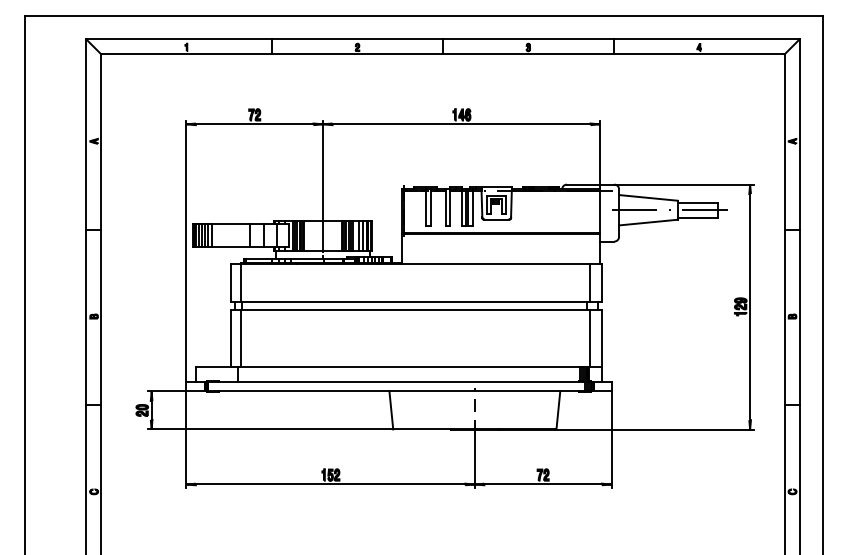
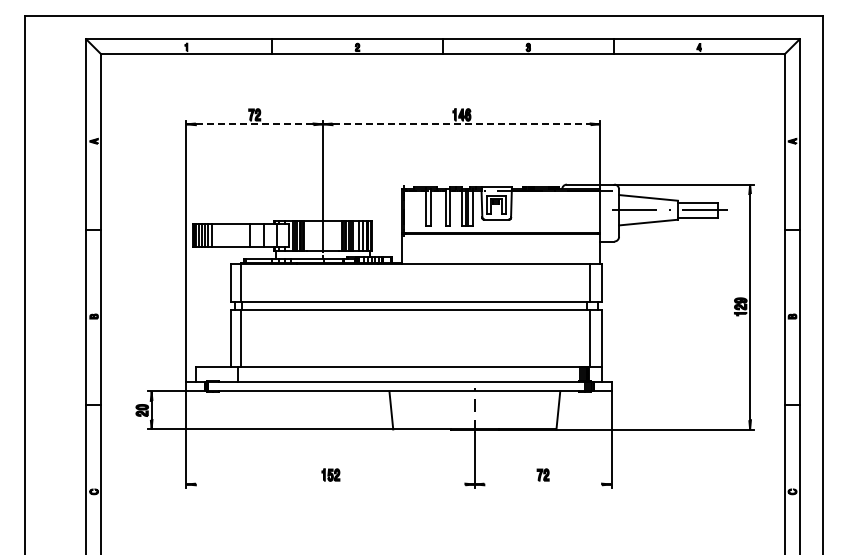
line: solid -> dashed (254, 124)
line: solid -> dashed (462, 124)
line: present -> none (330, 484)
line: present -> none (543, 484)
